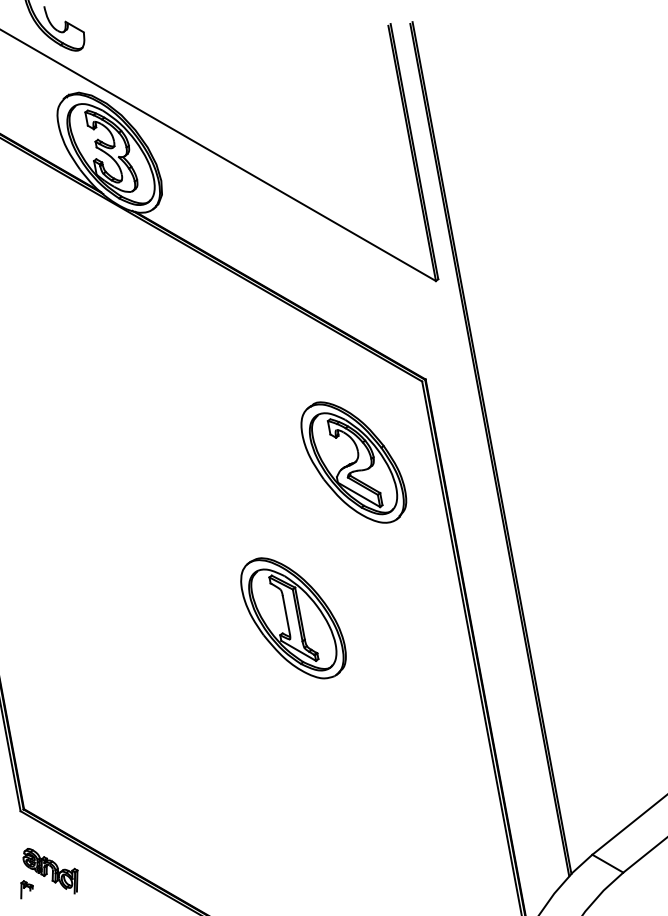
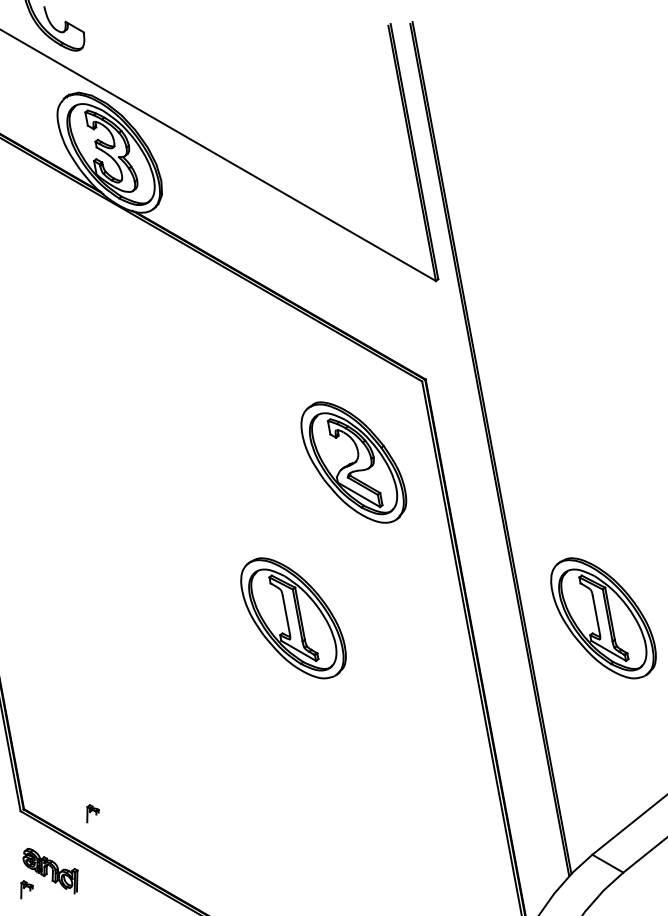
part: none -> present (603, 618)
part: none -> present (92, 813)
